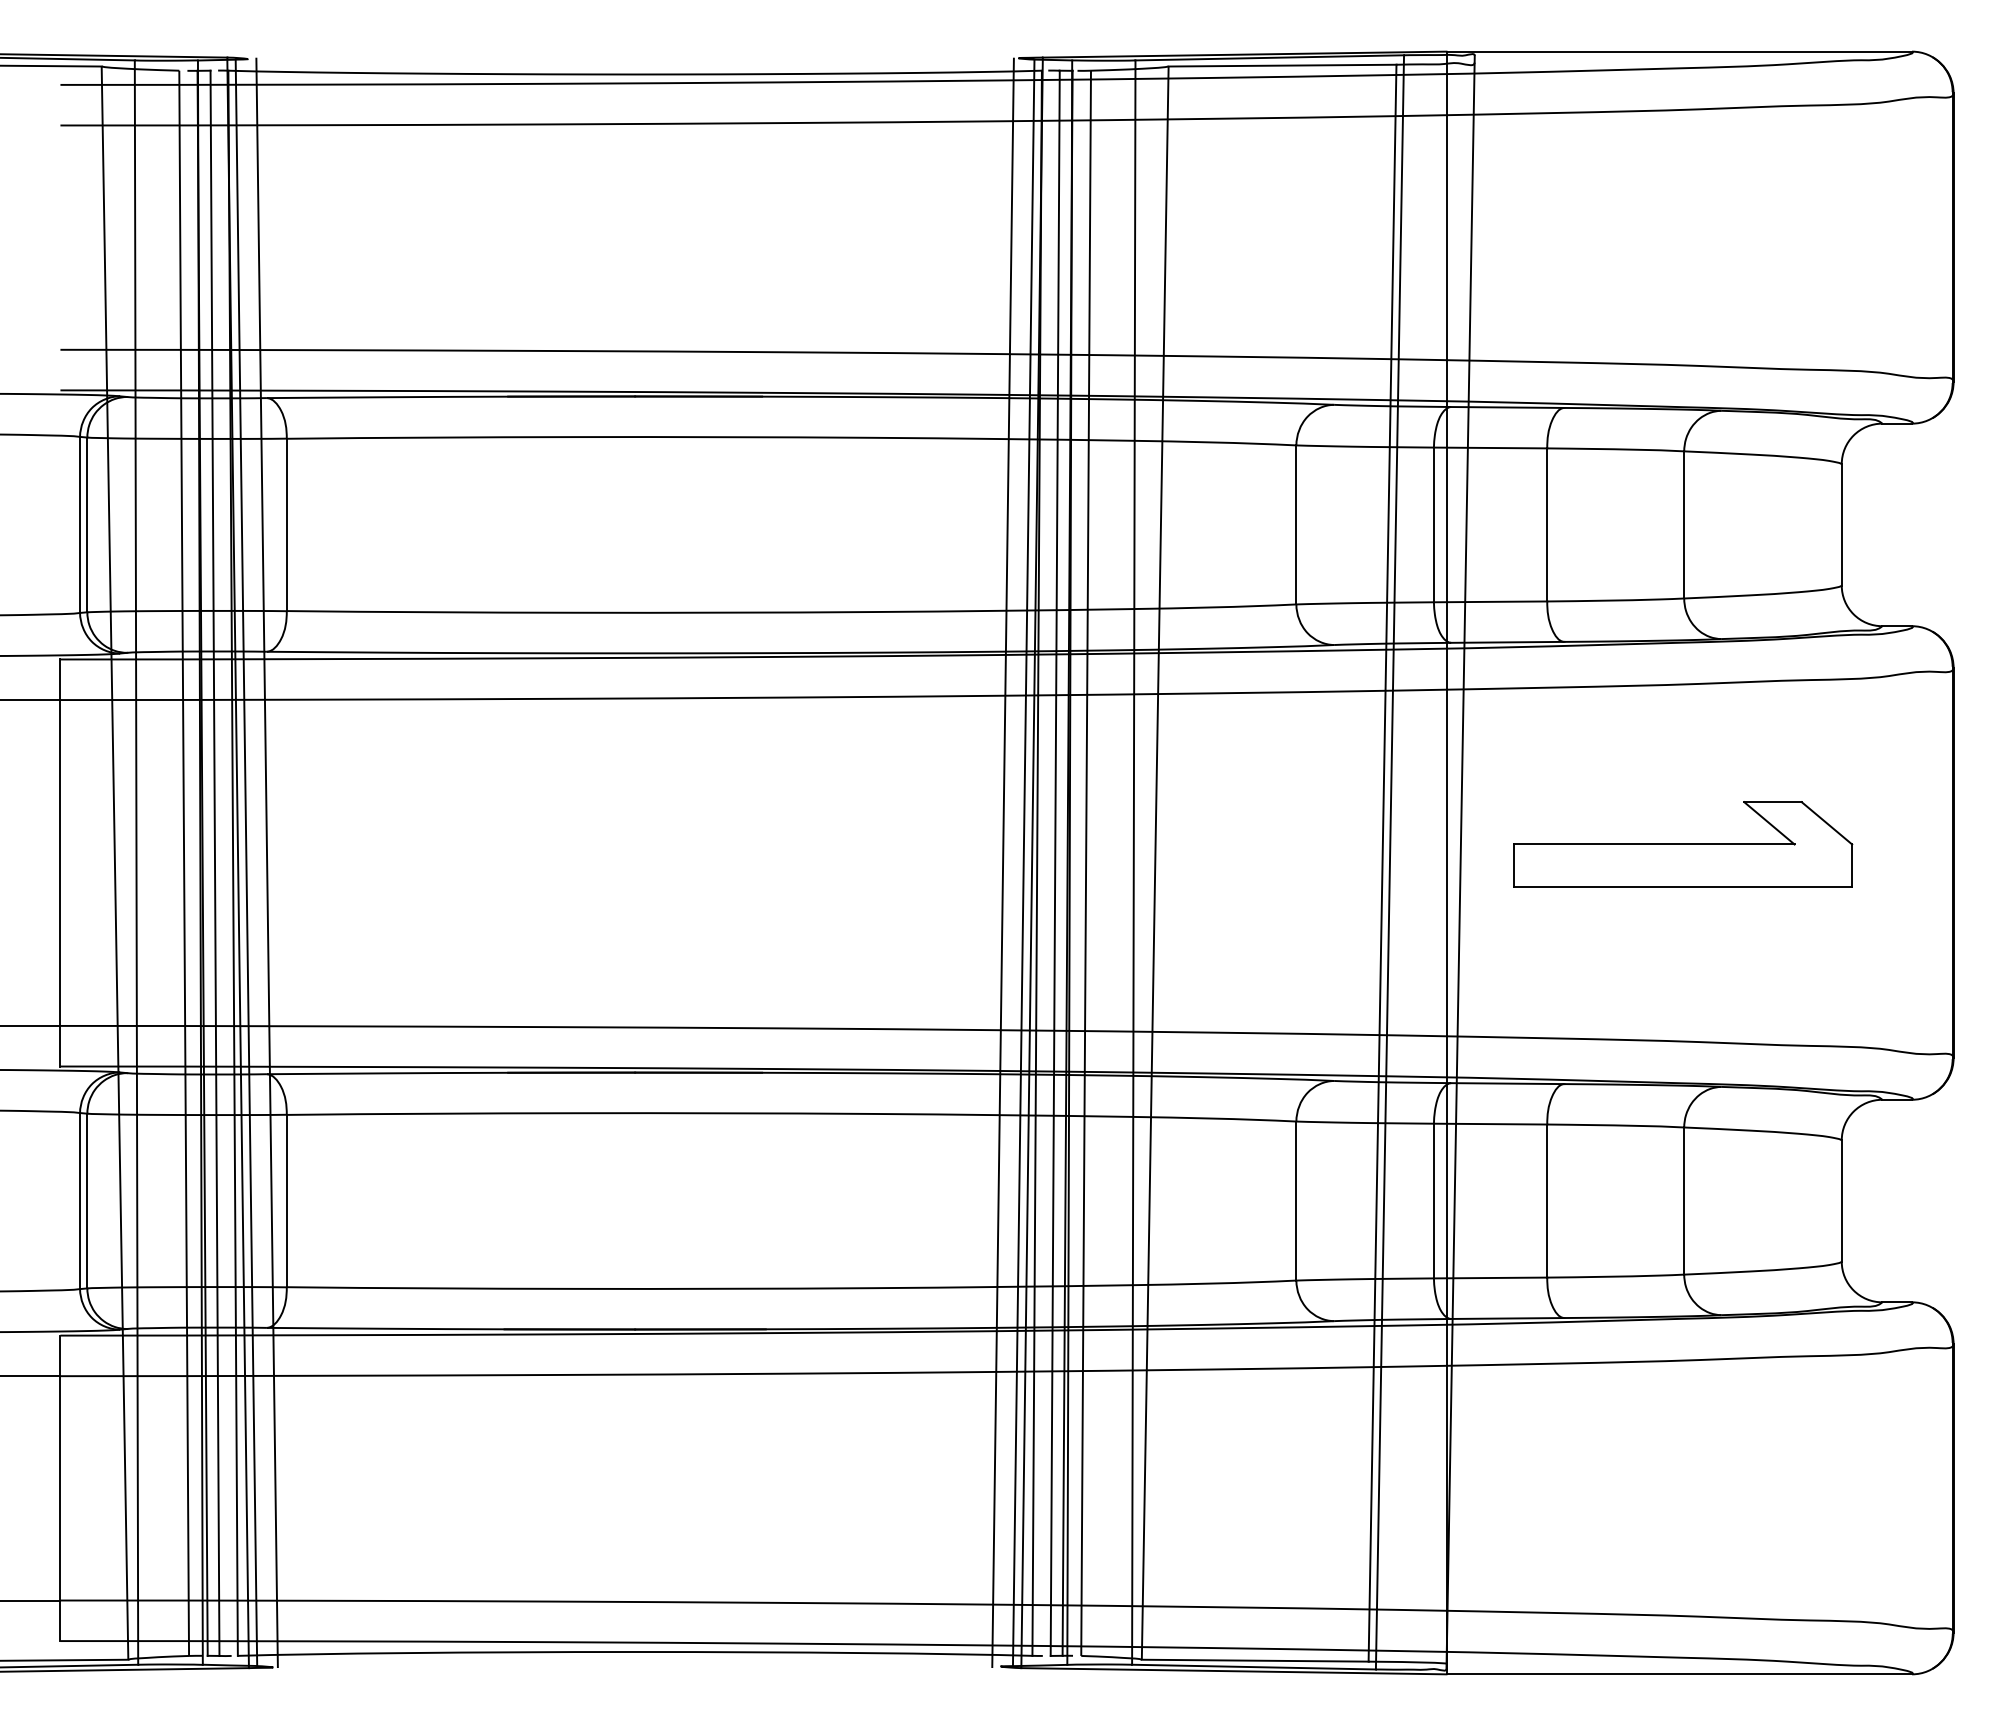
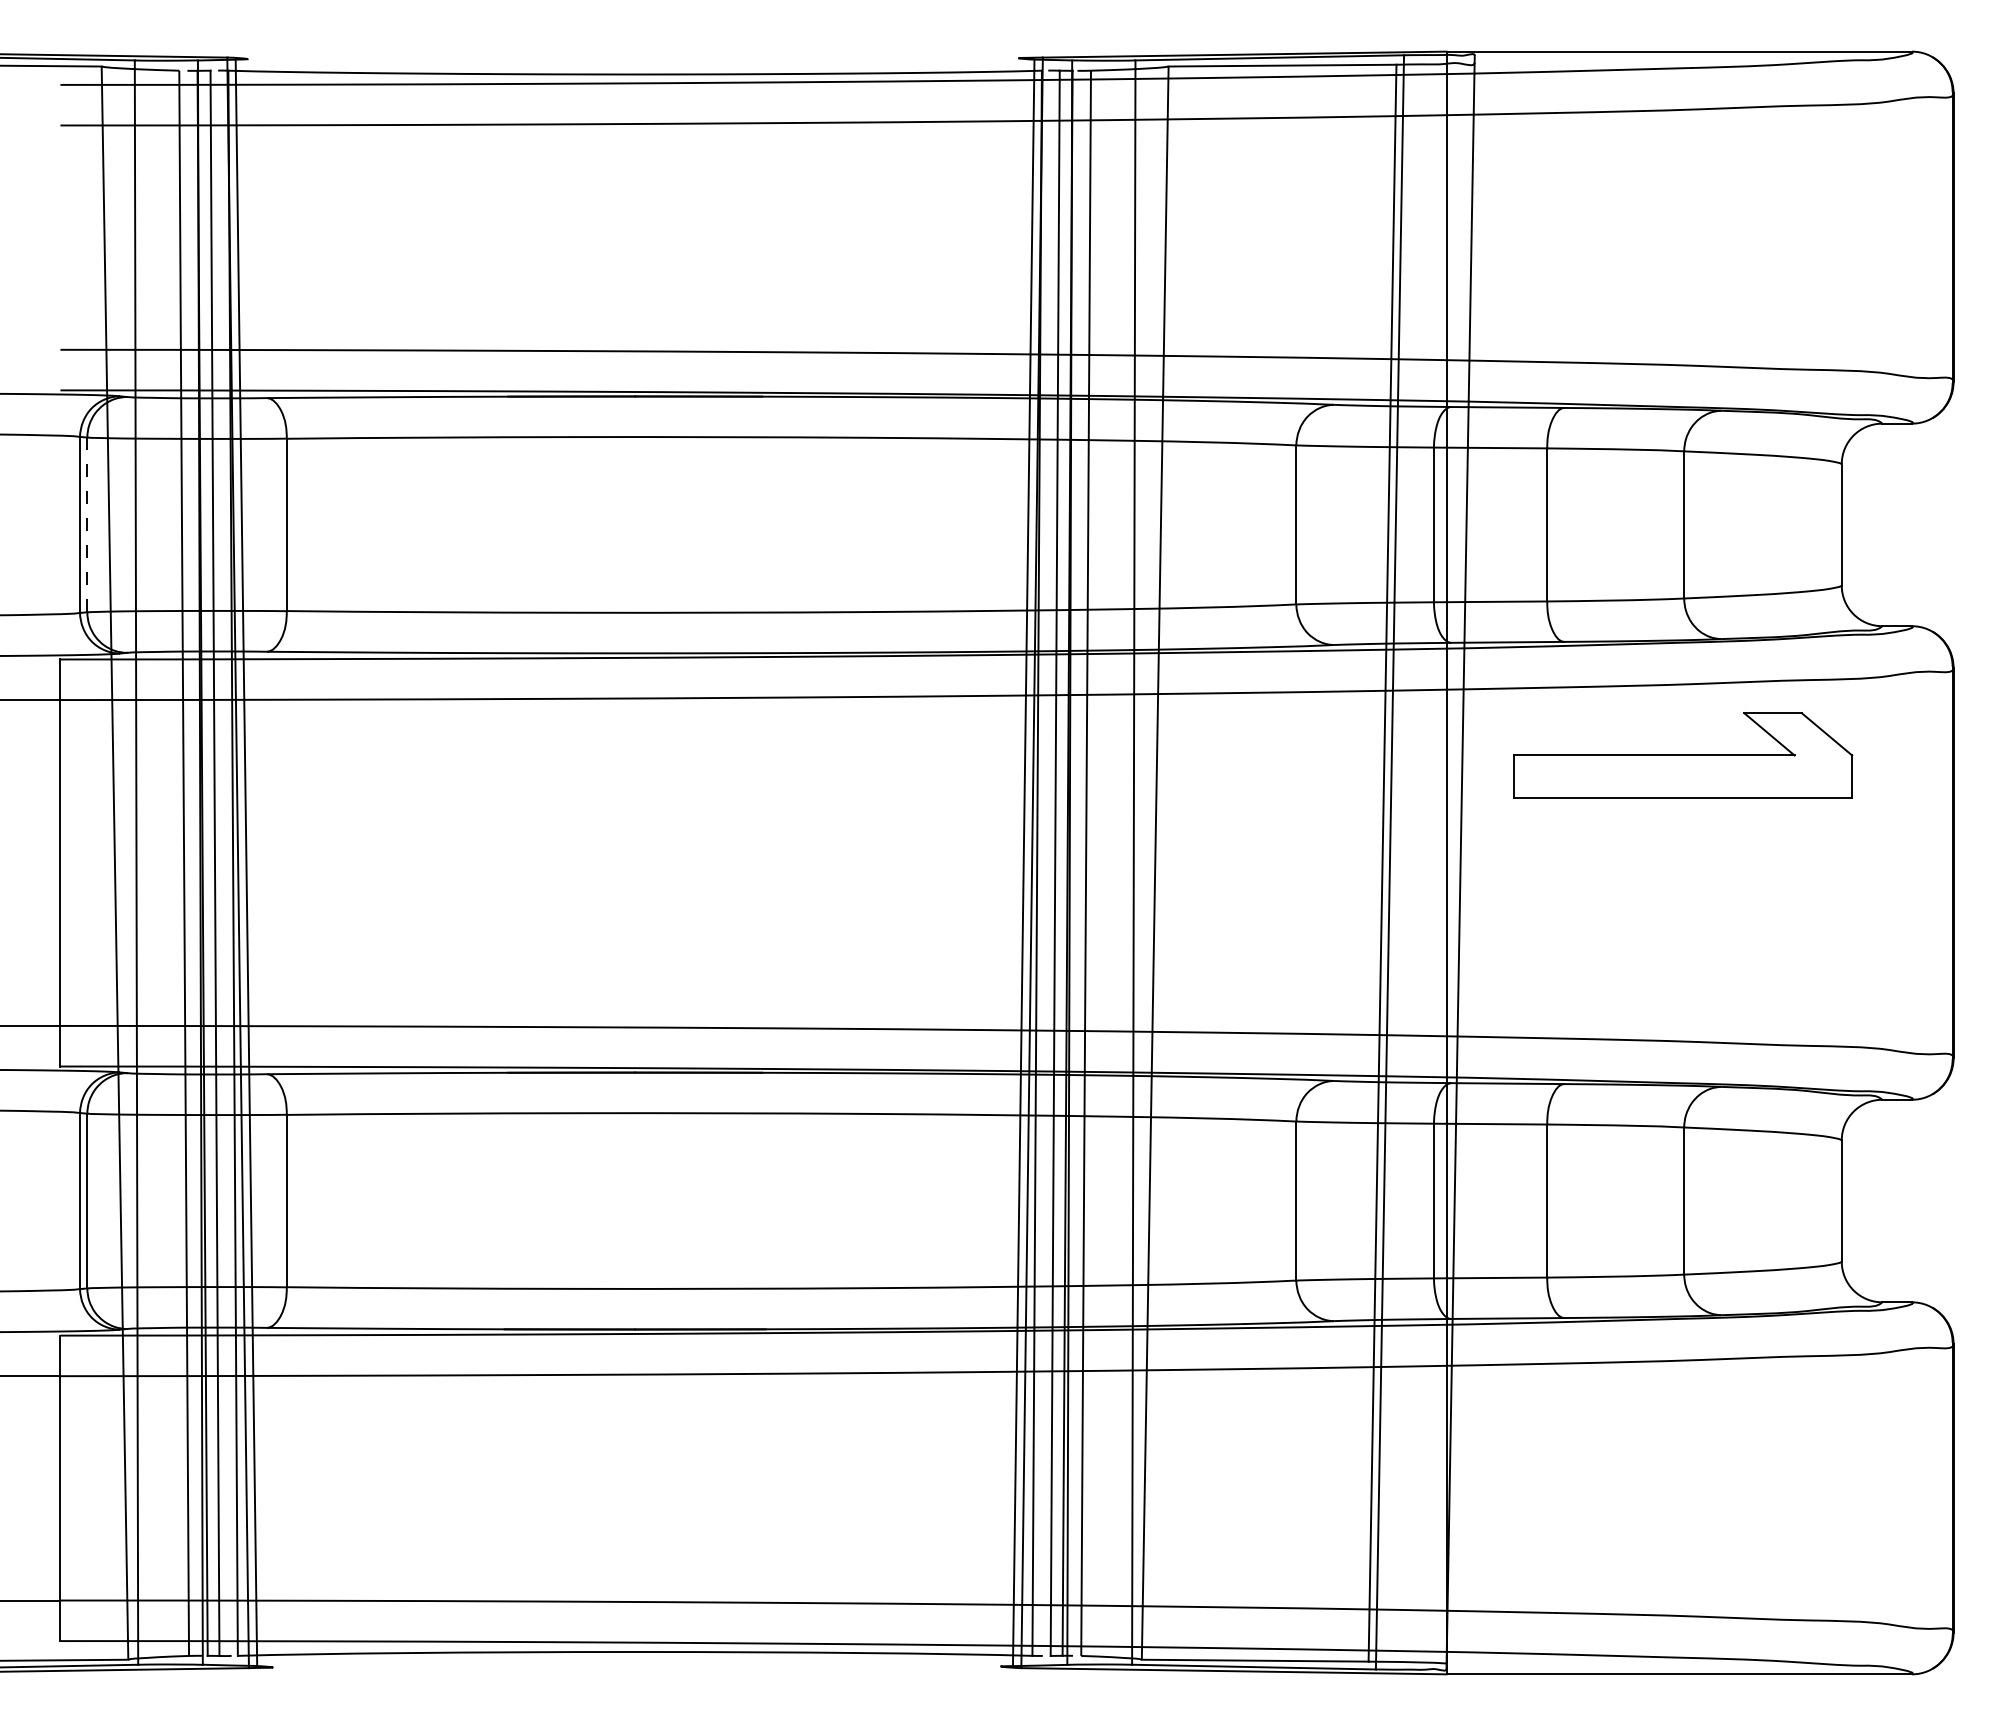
line: solid -> dashed (87, 524)
part position: (1683, 844) -> (1683, 755) (1683, 755)
line: present -> none (266, 862)
line: present -> none (1002, 862)
